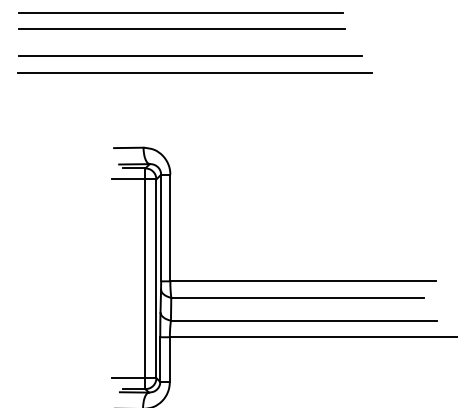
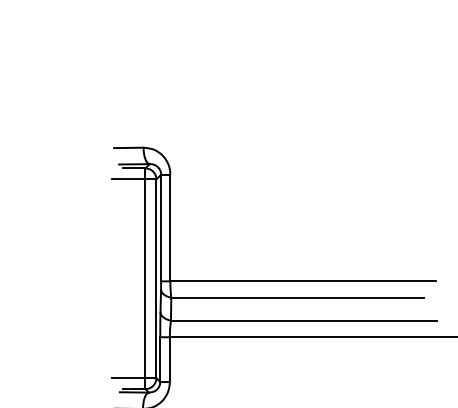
line: present -> none (180, 12)
line: present -> none (181, 28)
line: present -> none (190, 55)
line: present -> none (195, 73)
